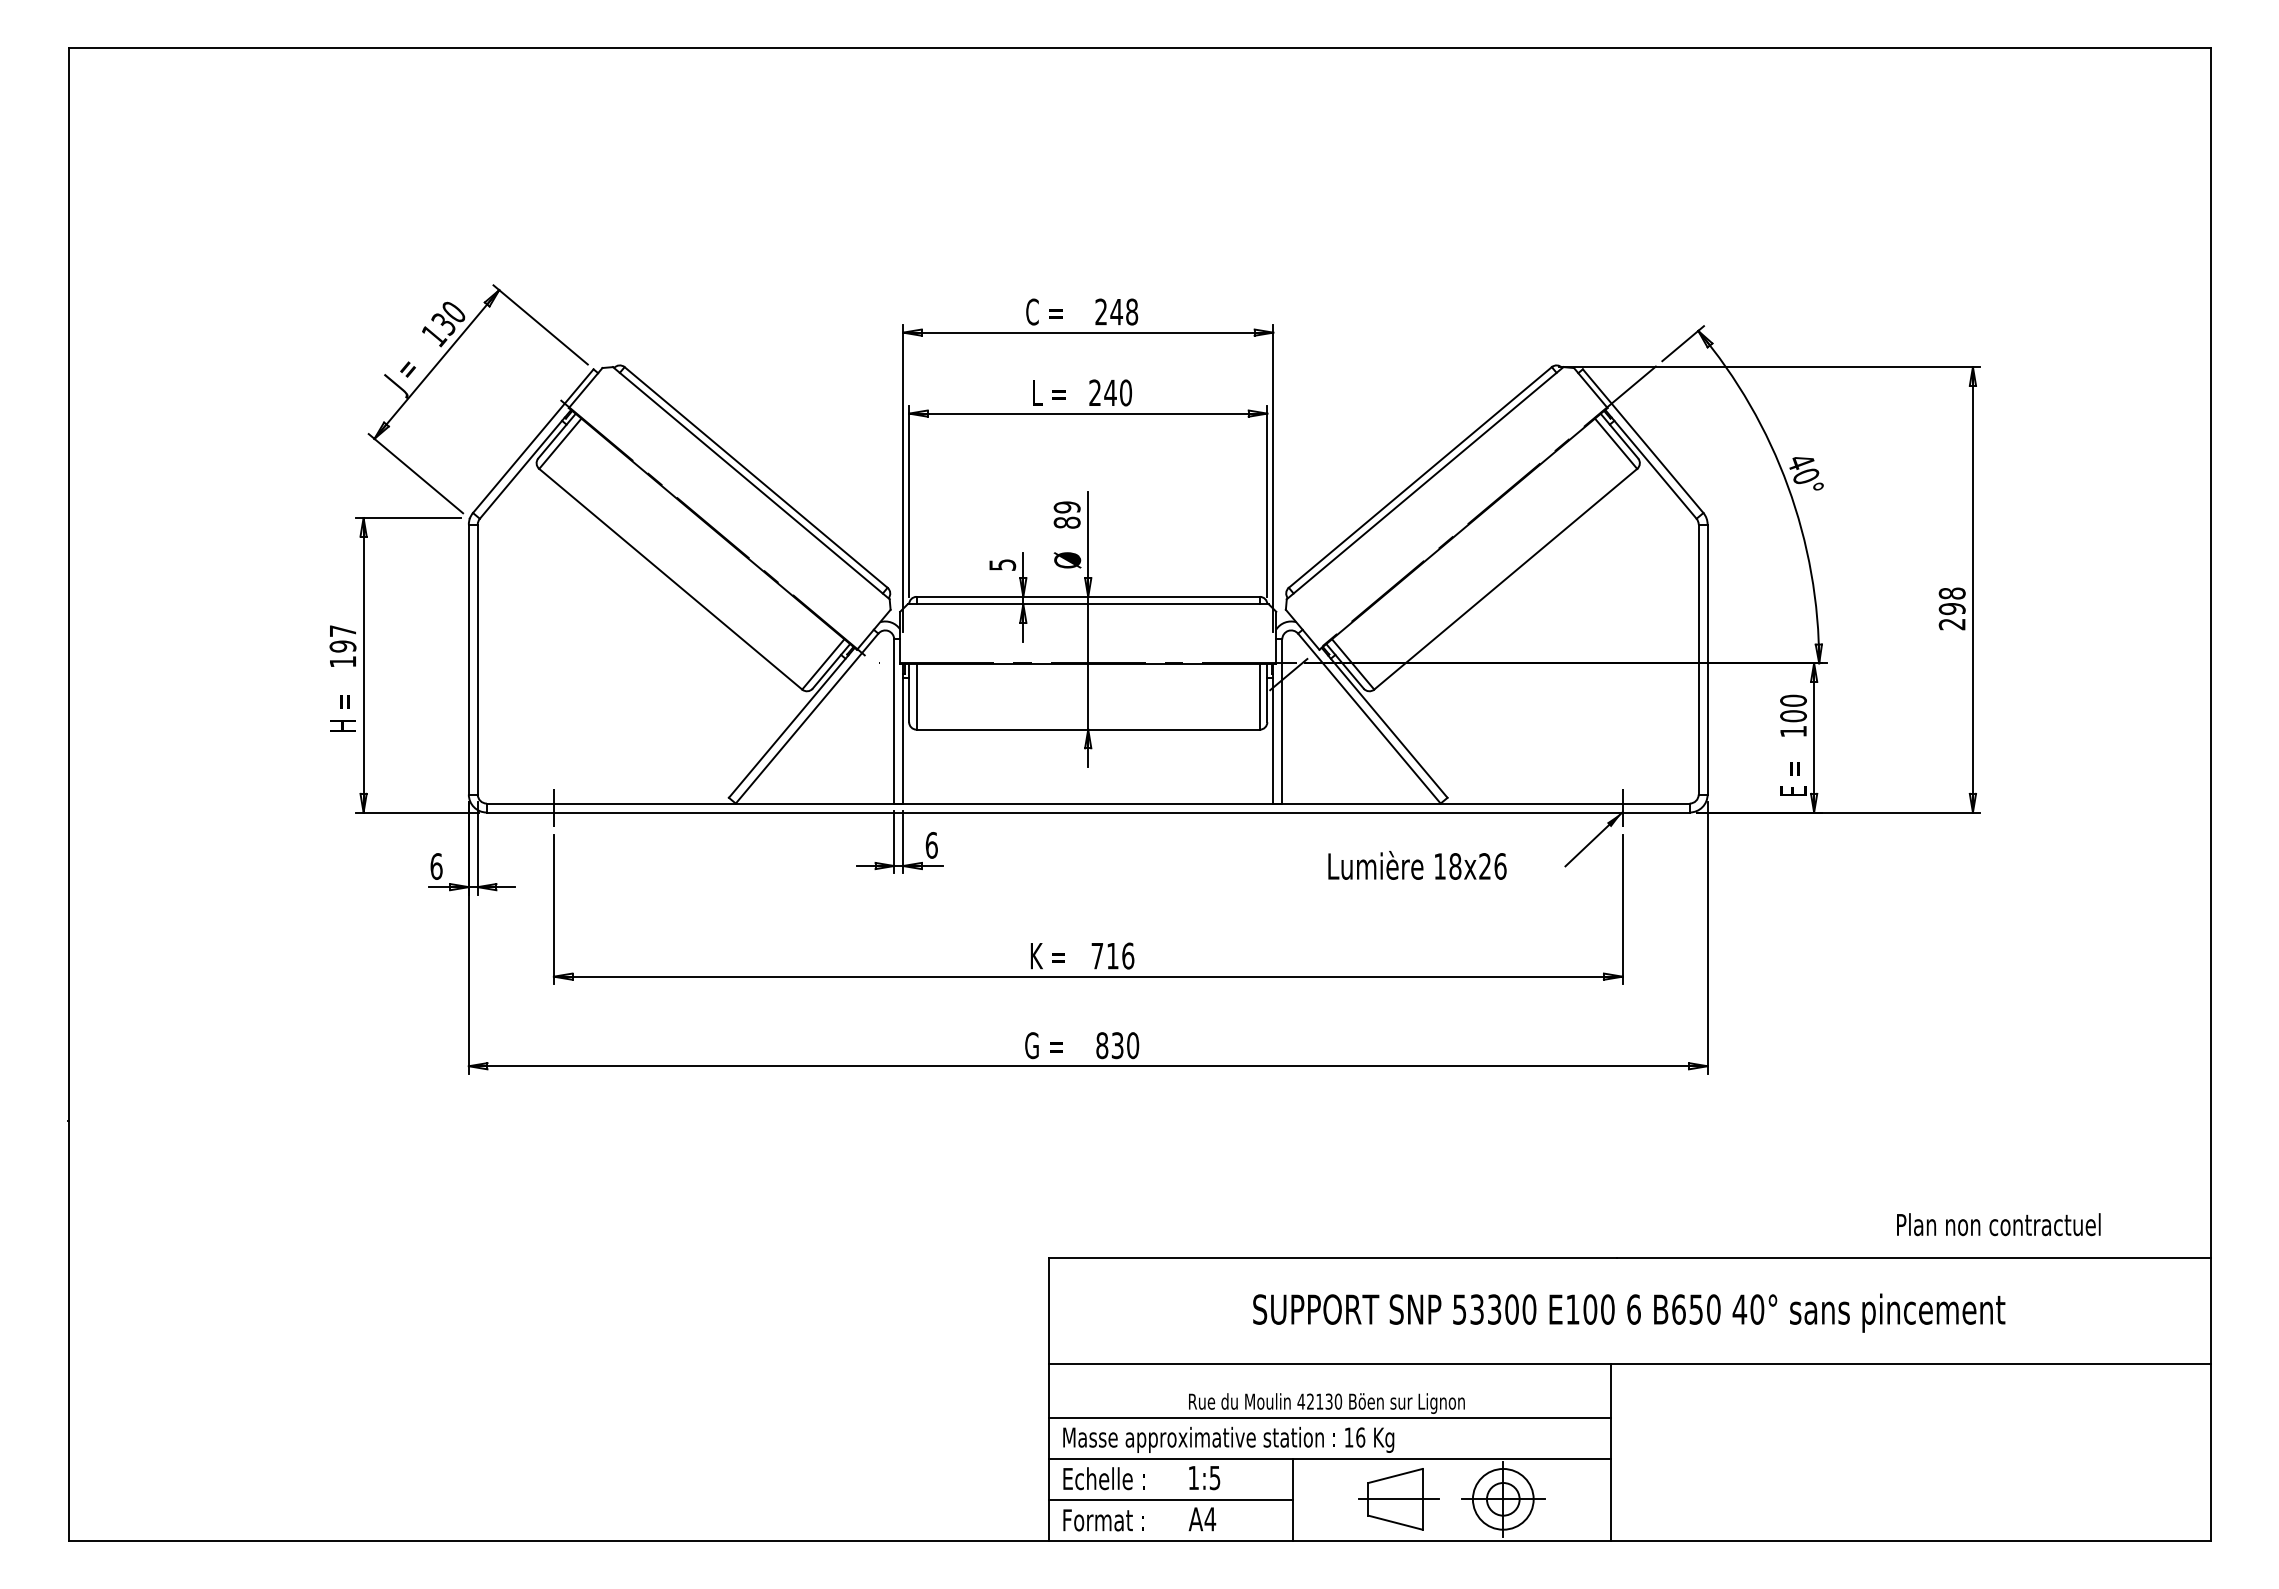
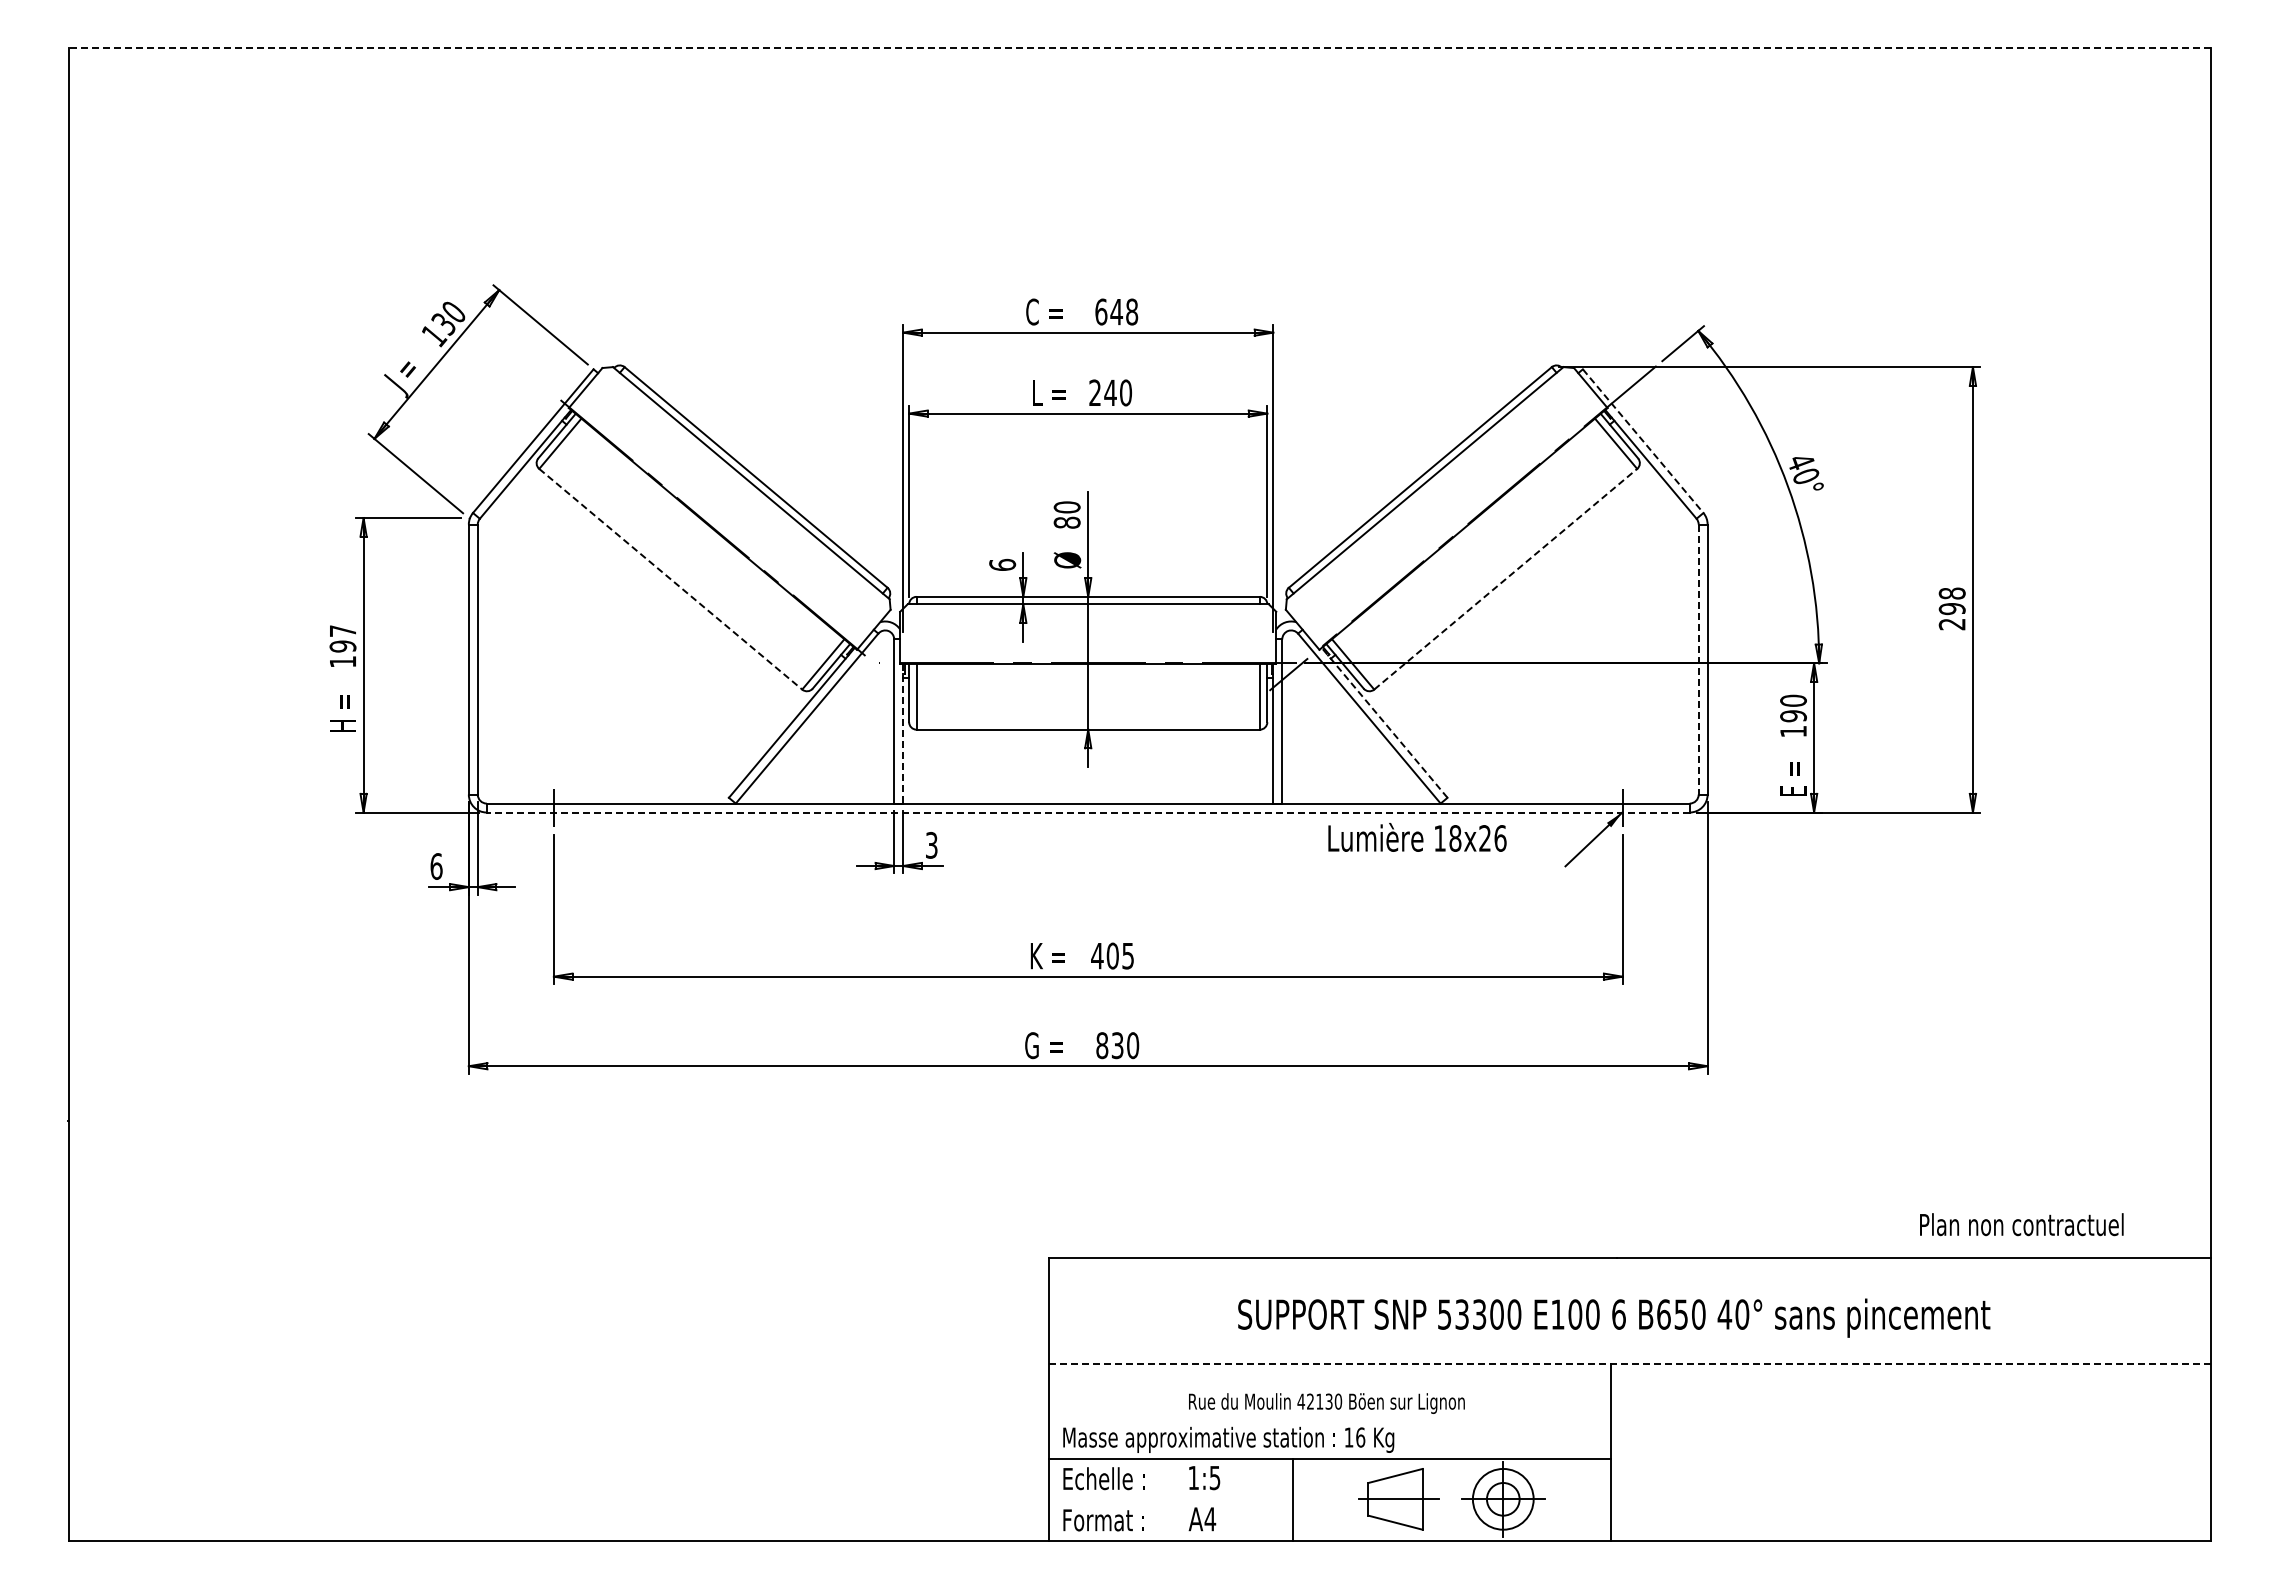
line: solid -> dashed (1139, 47)
text: 248 -> 648 (1101, 311)
line: solid -> dashed (1643, 441)
text: 89 -> 80 (1067, 507)
text: 5 -> 6 (1002, 564)
line: solid -> dashed (670, 579)
line: solid -> dashed (1505, 579)
line: solid -> dashed (1698, 660)
text: 100 -> 190 (1793, 716)
line: solid -> dashed (1384, 722)
line: solid -> dashed (903, 733)
line: solid -> dashed (1087, 812)
text: 6 -> 3 (931, 845)
text position: (1417, 865) -> (1417, 837) (1417, 837)
text: 716 -> 405 (1112, 955)
text position: (1998, 1224) -> (2021, 1224) (2021, 1224)
text position: (1629, 1312) -> (1614, 1317) (1614, 1317)
line: solid -> dashed (1629, 1363)
line: present -> none (1330, 1418)
line: present -> none (1170, 1500)
